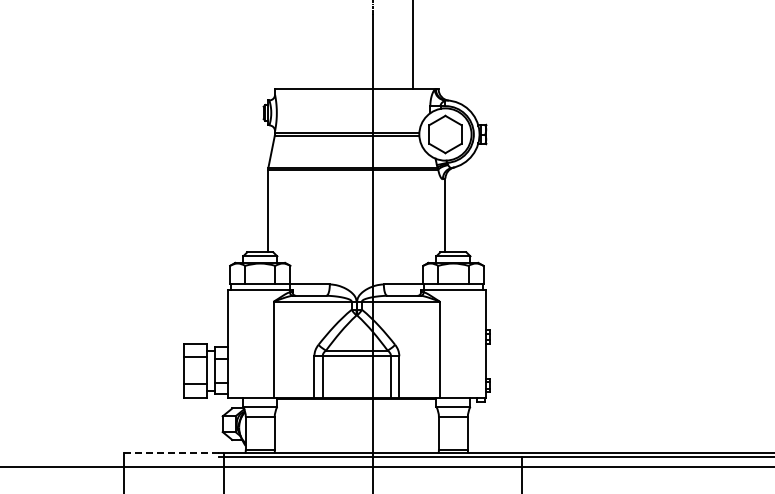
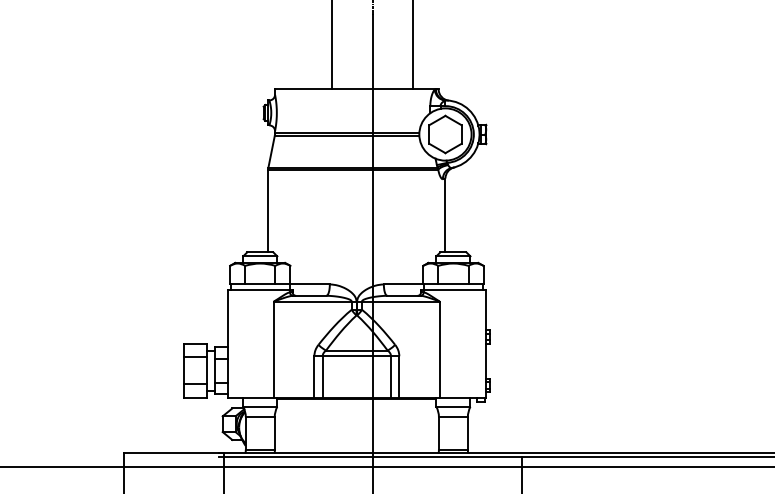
line: none -> present (332, 45)
line: dashed -> solid (174, 453)
